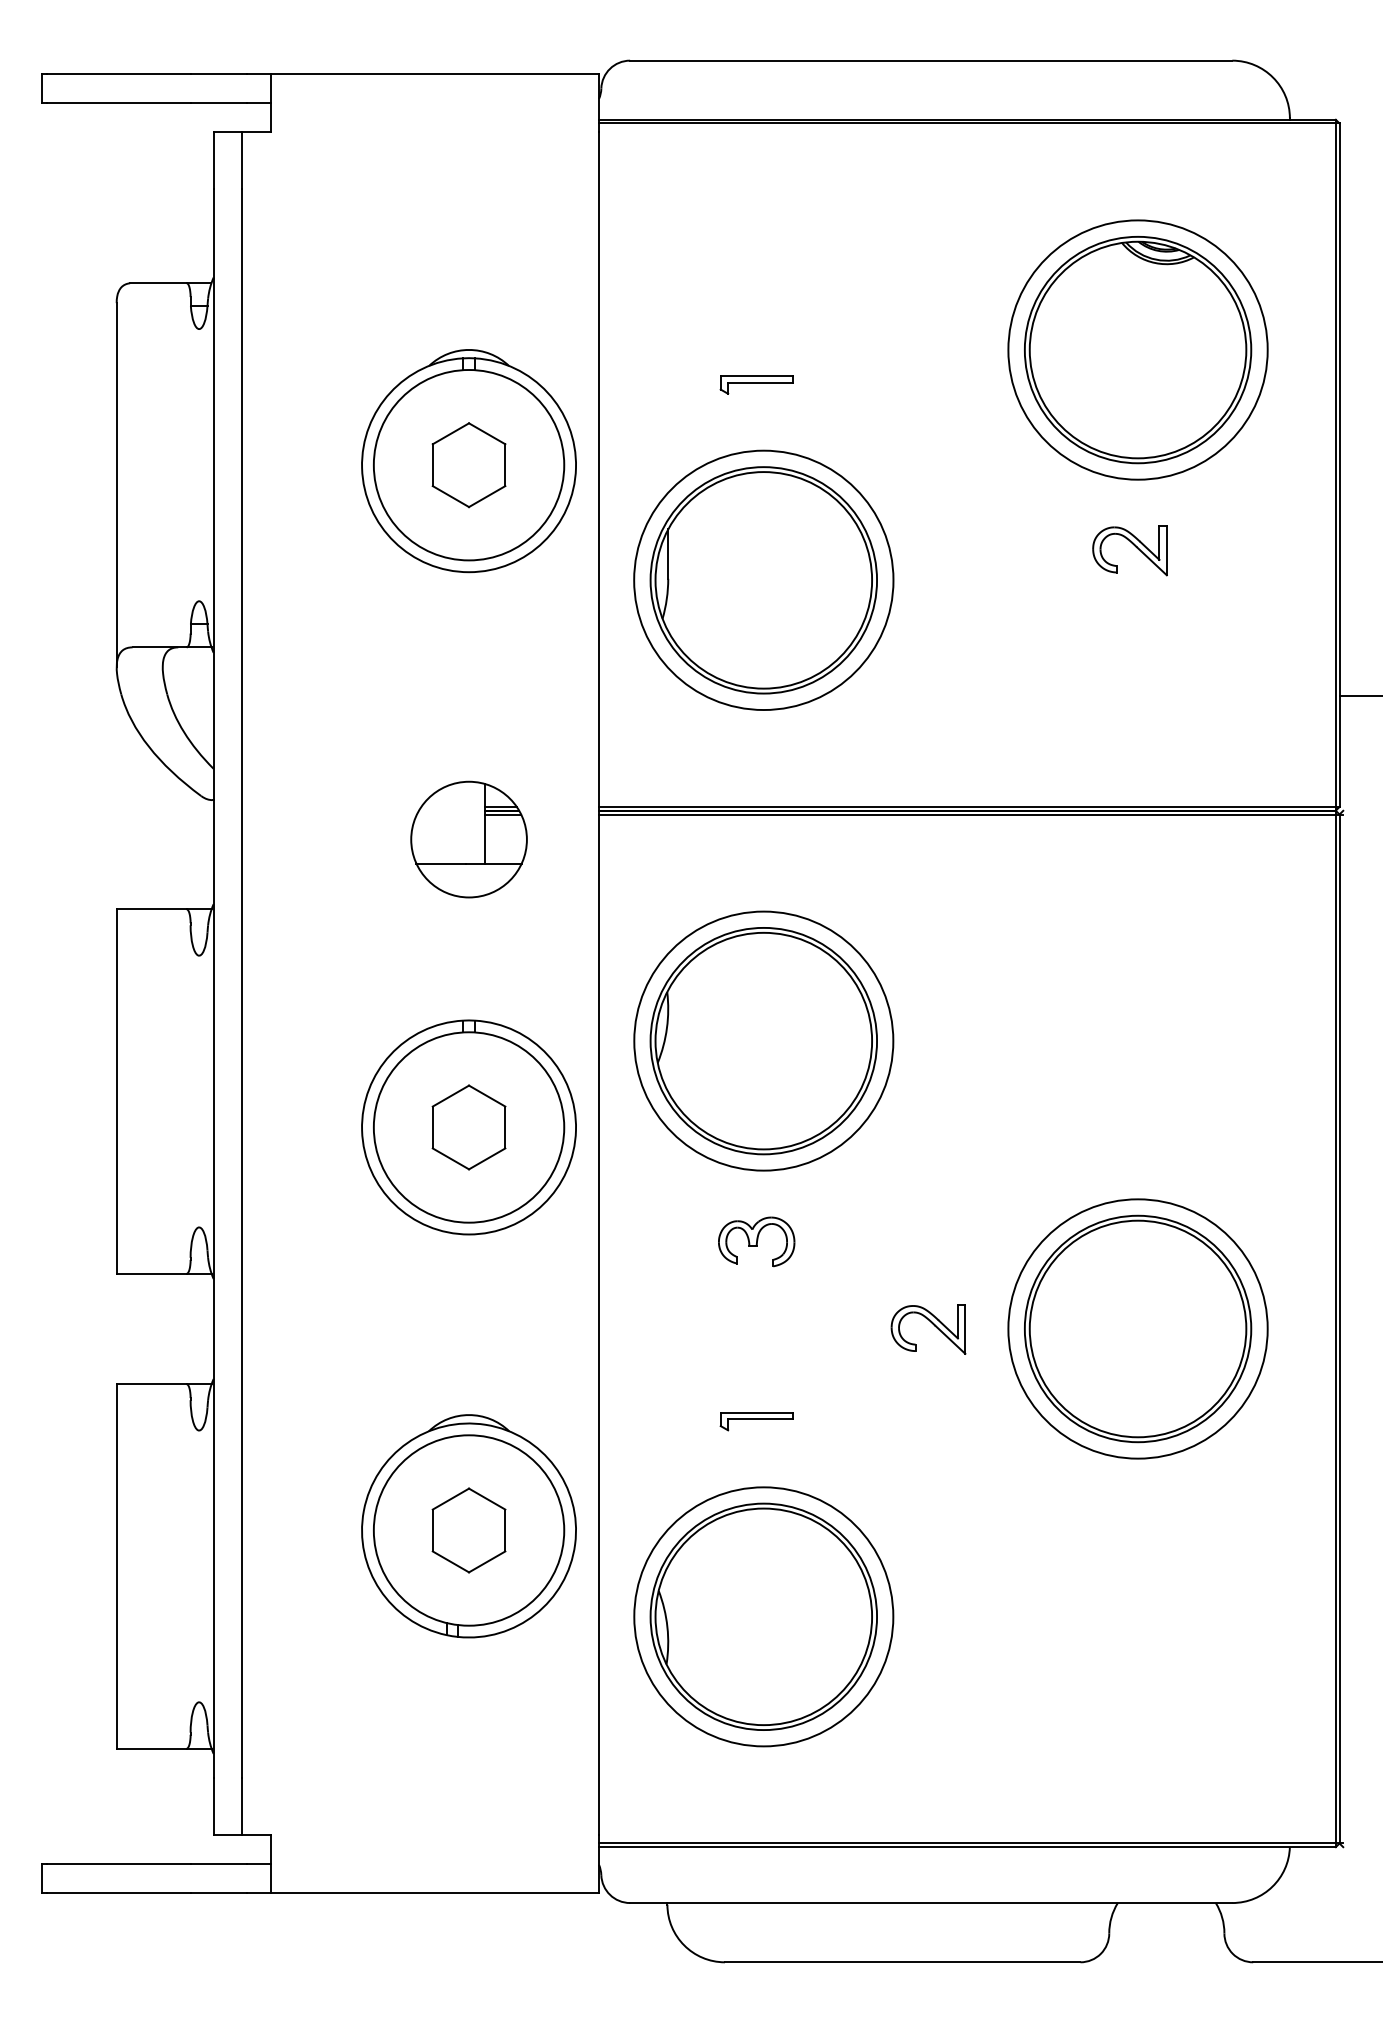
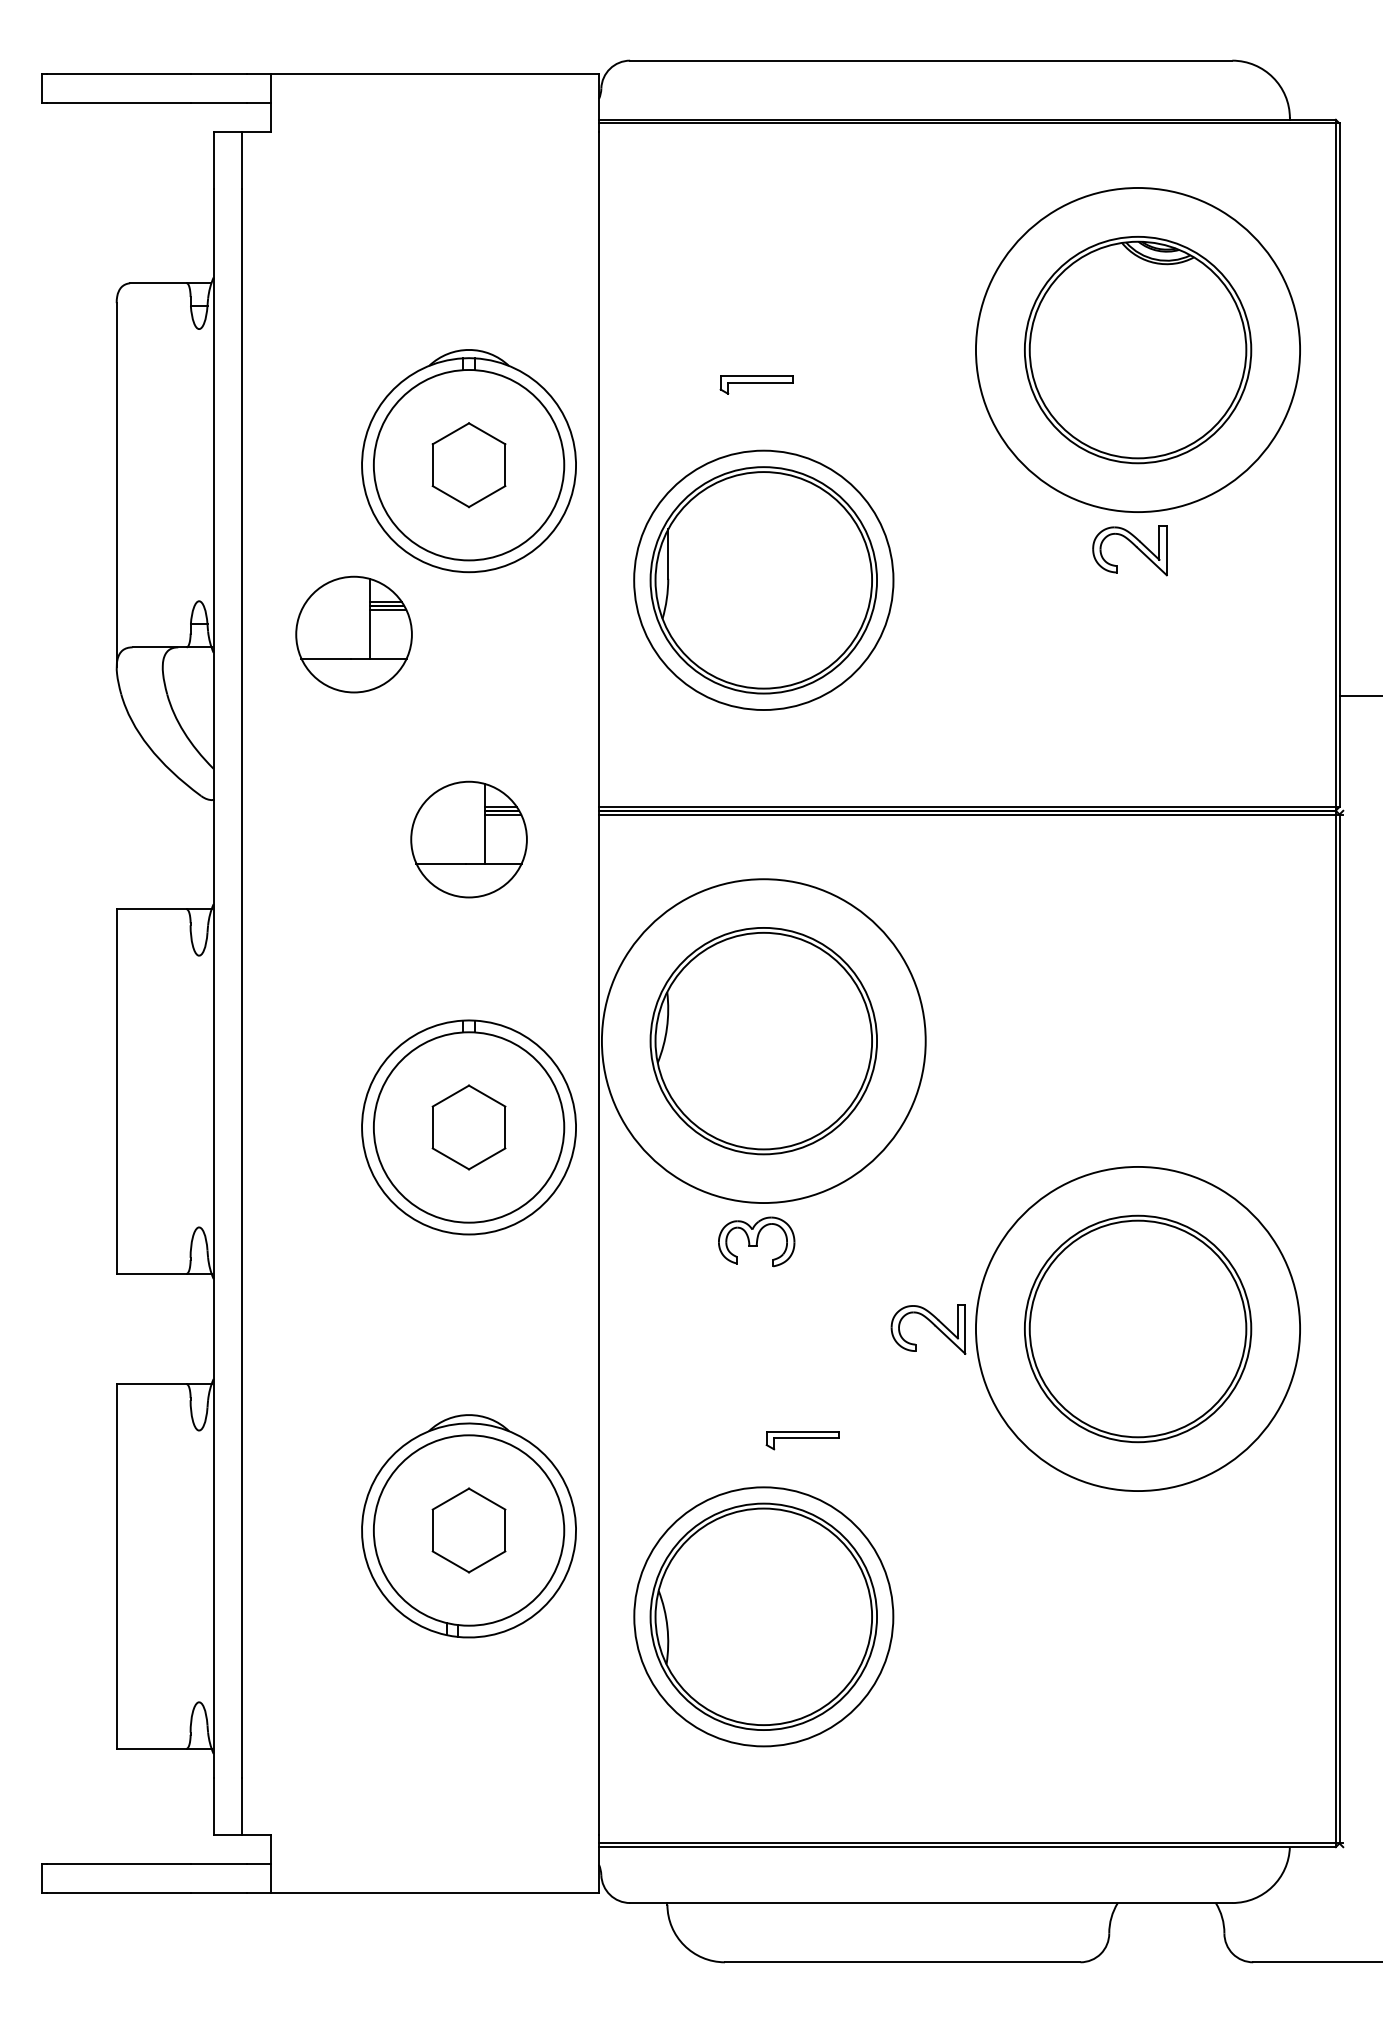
circle diameter: 259 px -> 324 px (1137, 349)
part: none -> present (353, 634)
circle diameter: 259 px -> 324 px (763, 1041)
circle diameter: 259 px -> 324 px (1137, 1328)
part position: (756, 1421) -> (802, 1440) (802, 1440)
